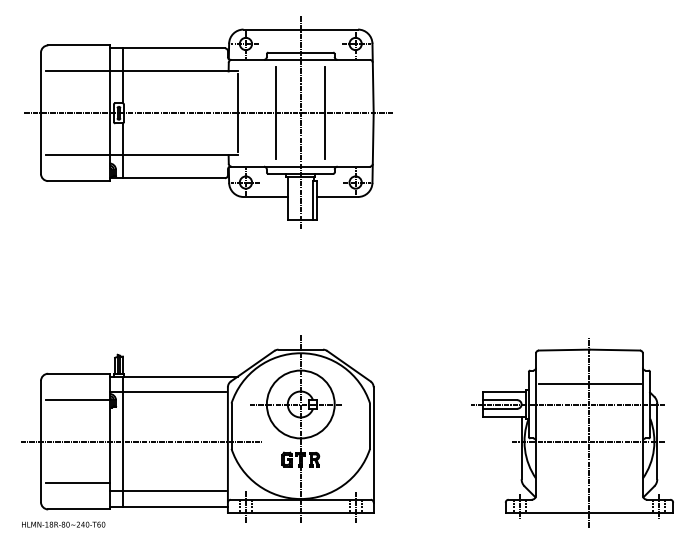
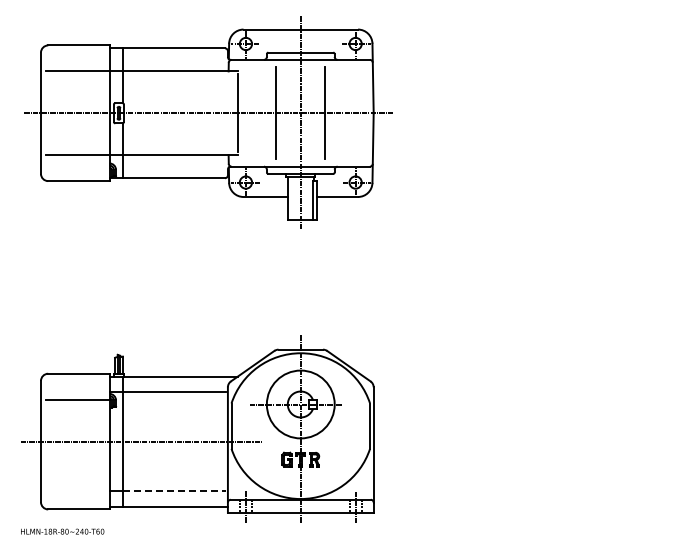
part: present -> none (572, 432)
line: present -> none (77, 483)
line: solid -> dashed (174, 491)
text position: (63, 524) -> (62, 531) (62, 531)
